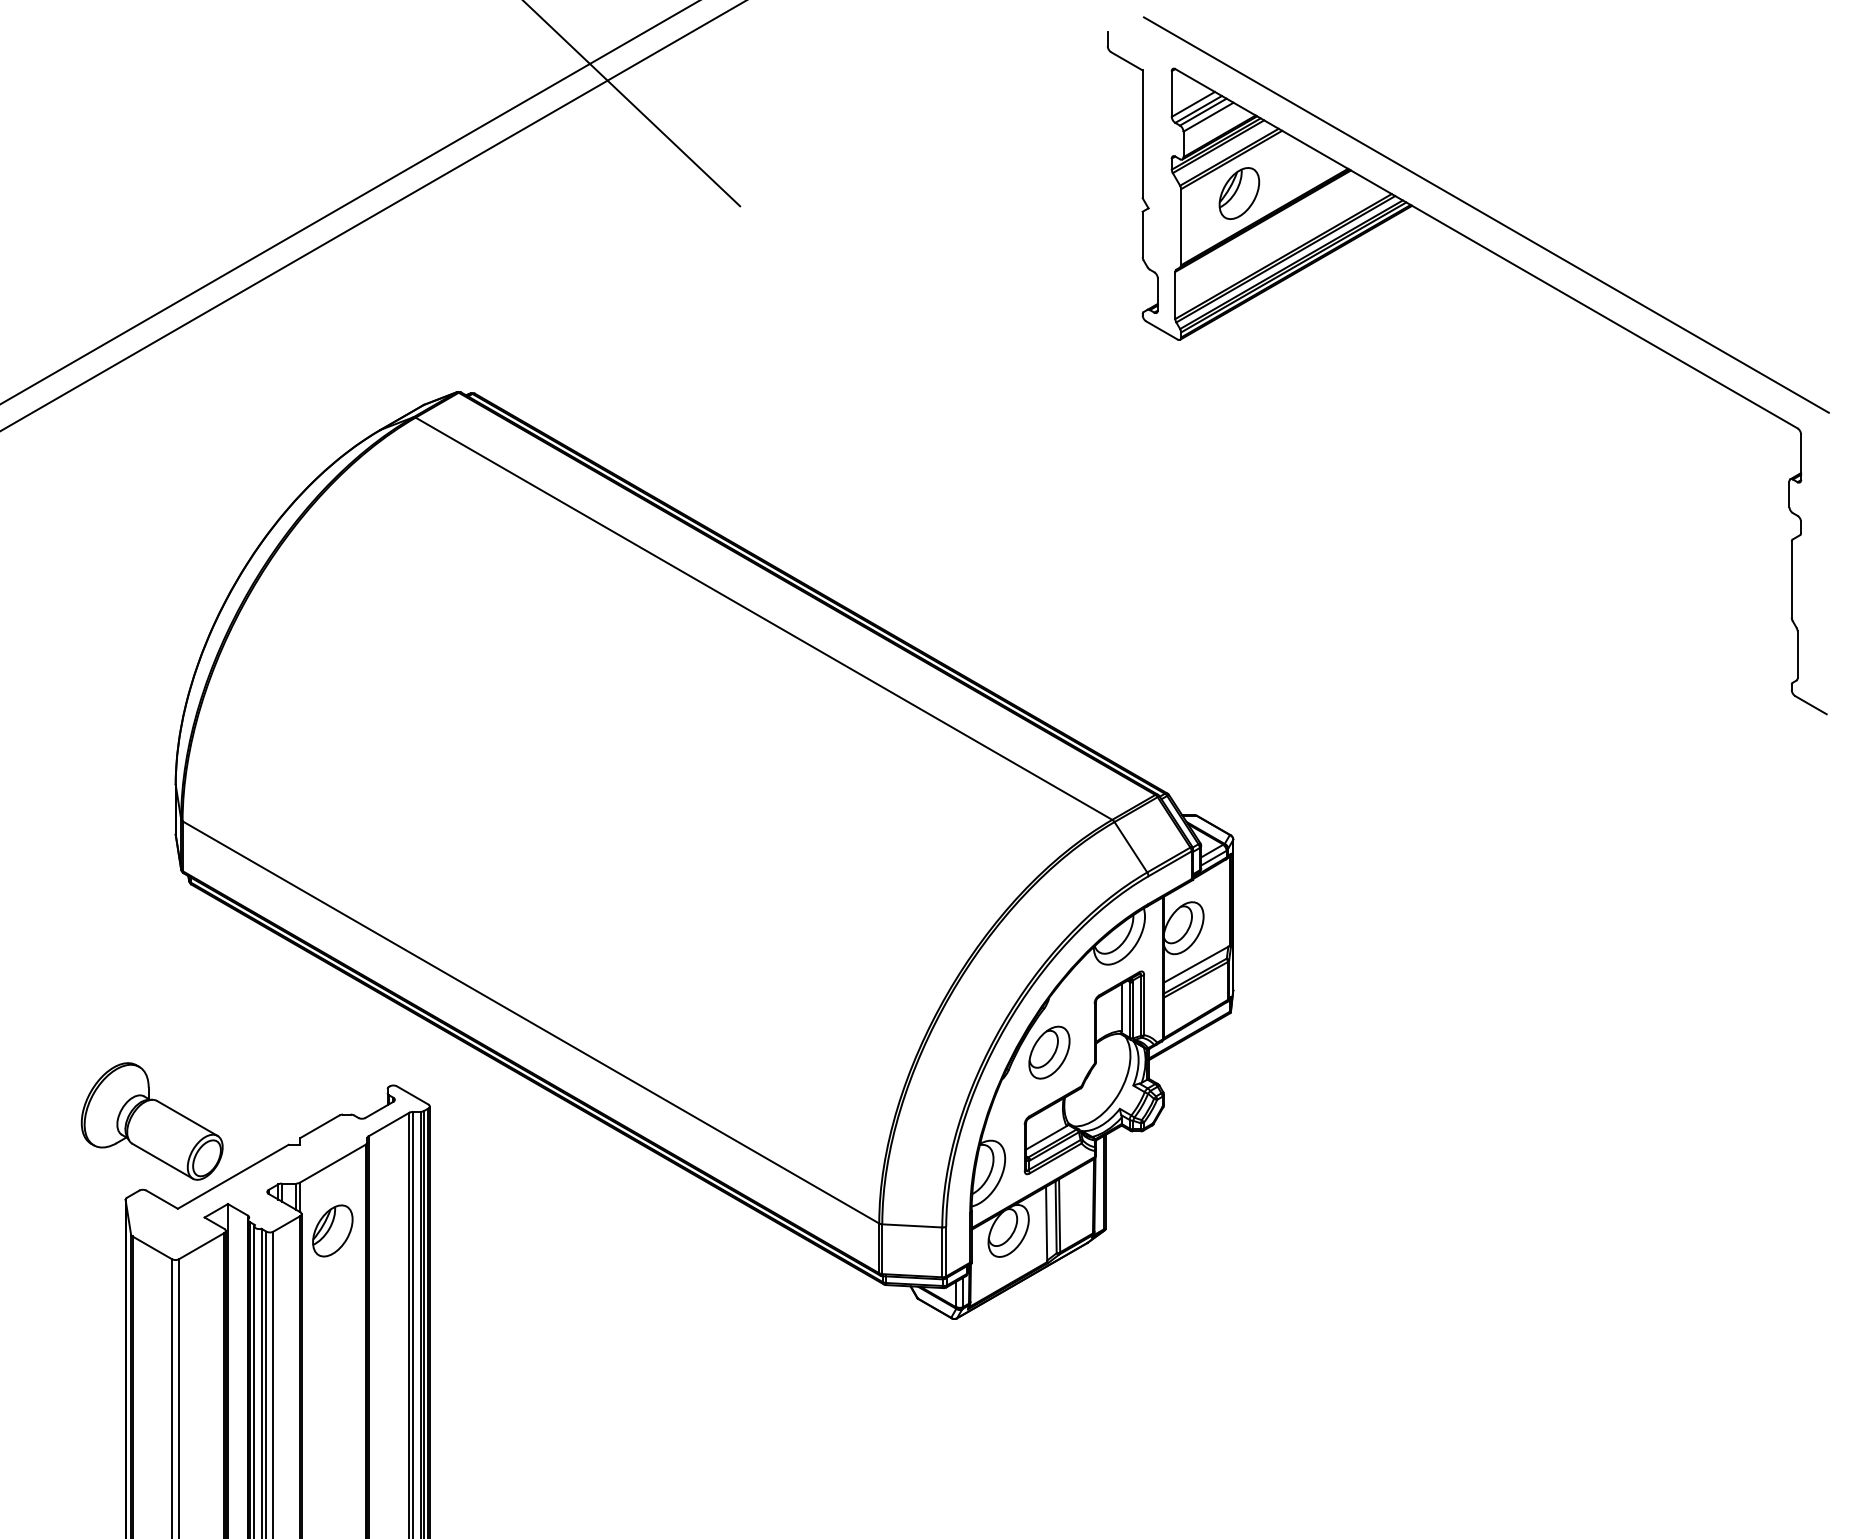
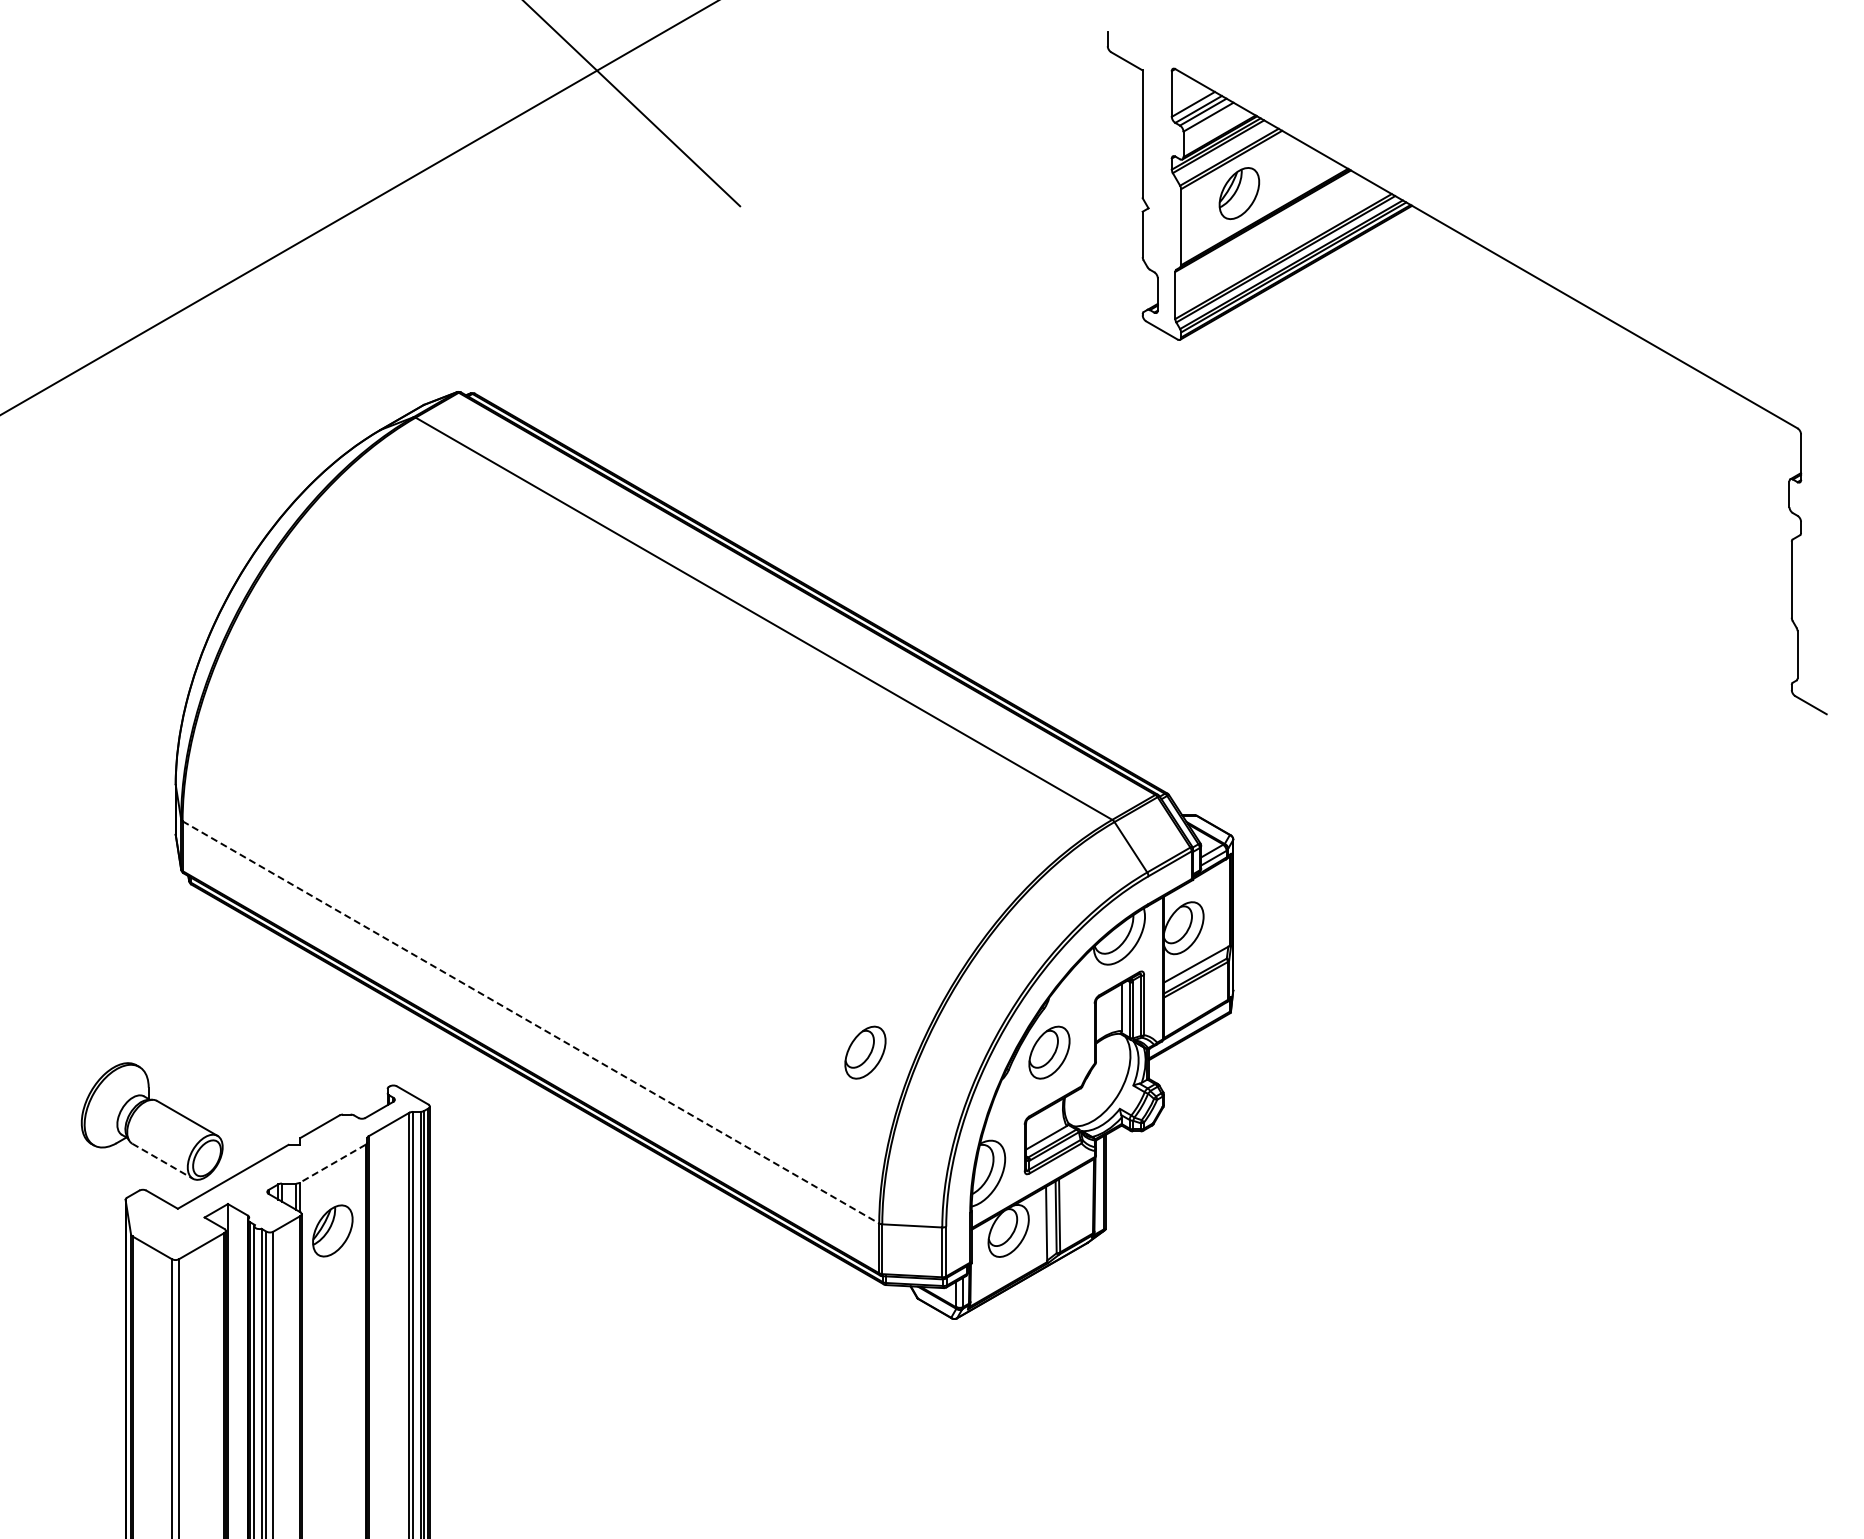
line: present -> none (349, 202)
line: present -> none (1485, 214)
line position: (372, 216) -> (358, 208) (358, 208)
line: solid -> dashed (531, 1022)
part: none -> present (865, 1052)
line: solid -> dashed (162, 1161)
line: solid -> dashed (332, 1163)
